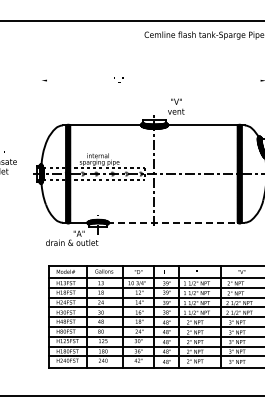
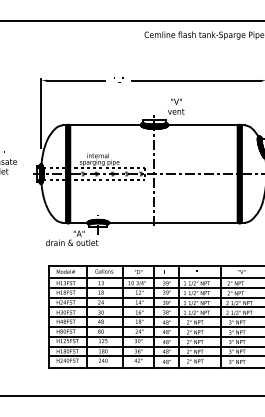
line: none -> present (76, 80)
line: none -> present (196, 80)
line: none -> present (41, 113)
line: dashed -> solid (175, 222)
